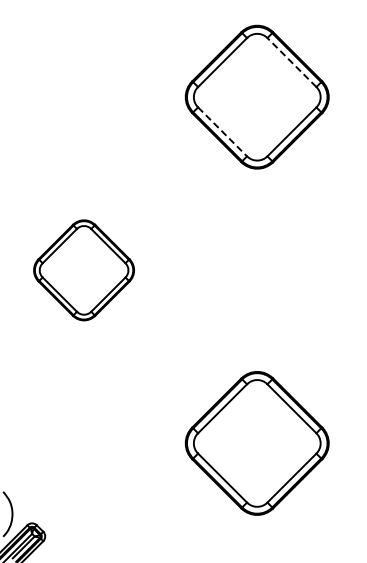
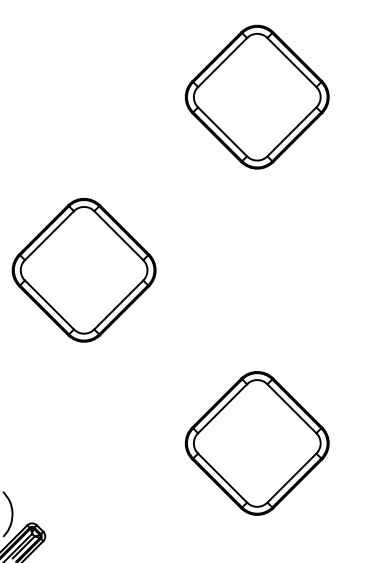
line: dashed -> solid (291, 62)
line: dashed -> solid (222, 131)
part size: 102x103 px -> 146x145 px (83, 270)
